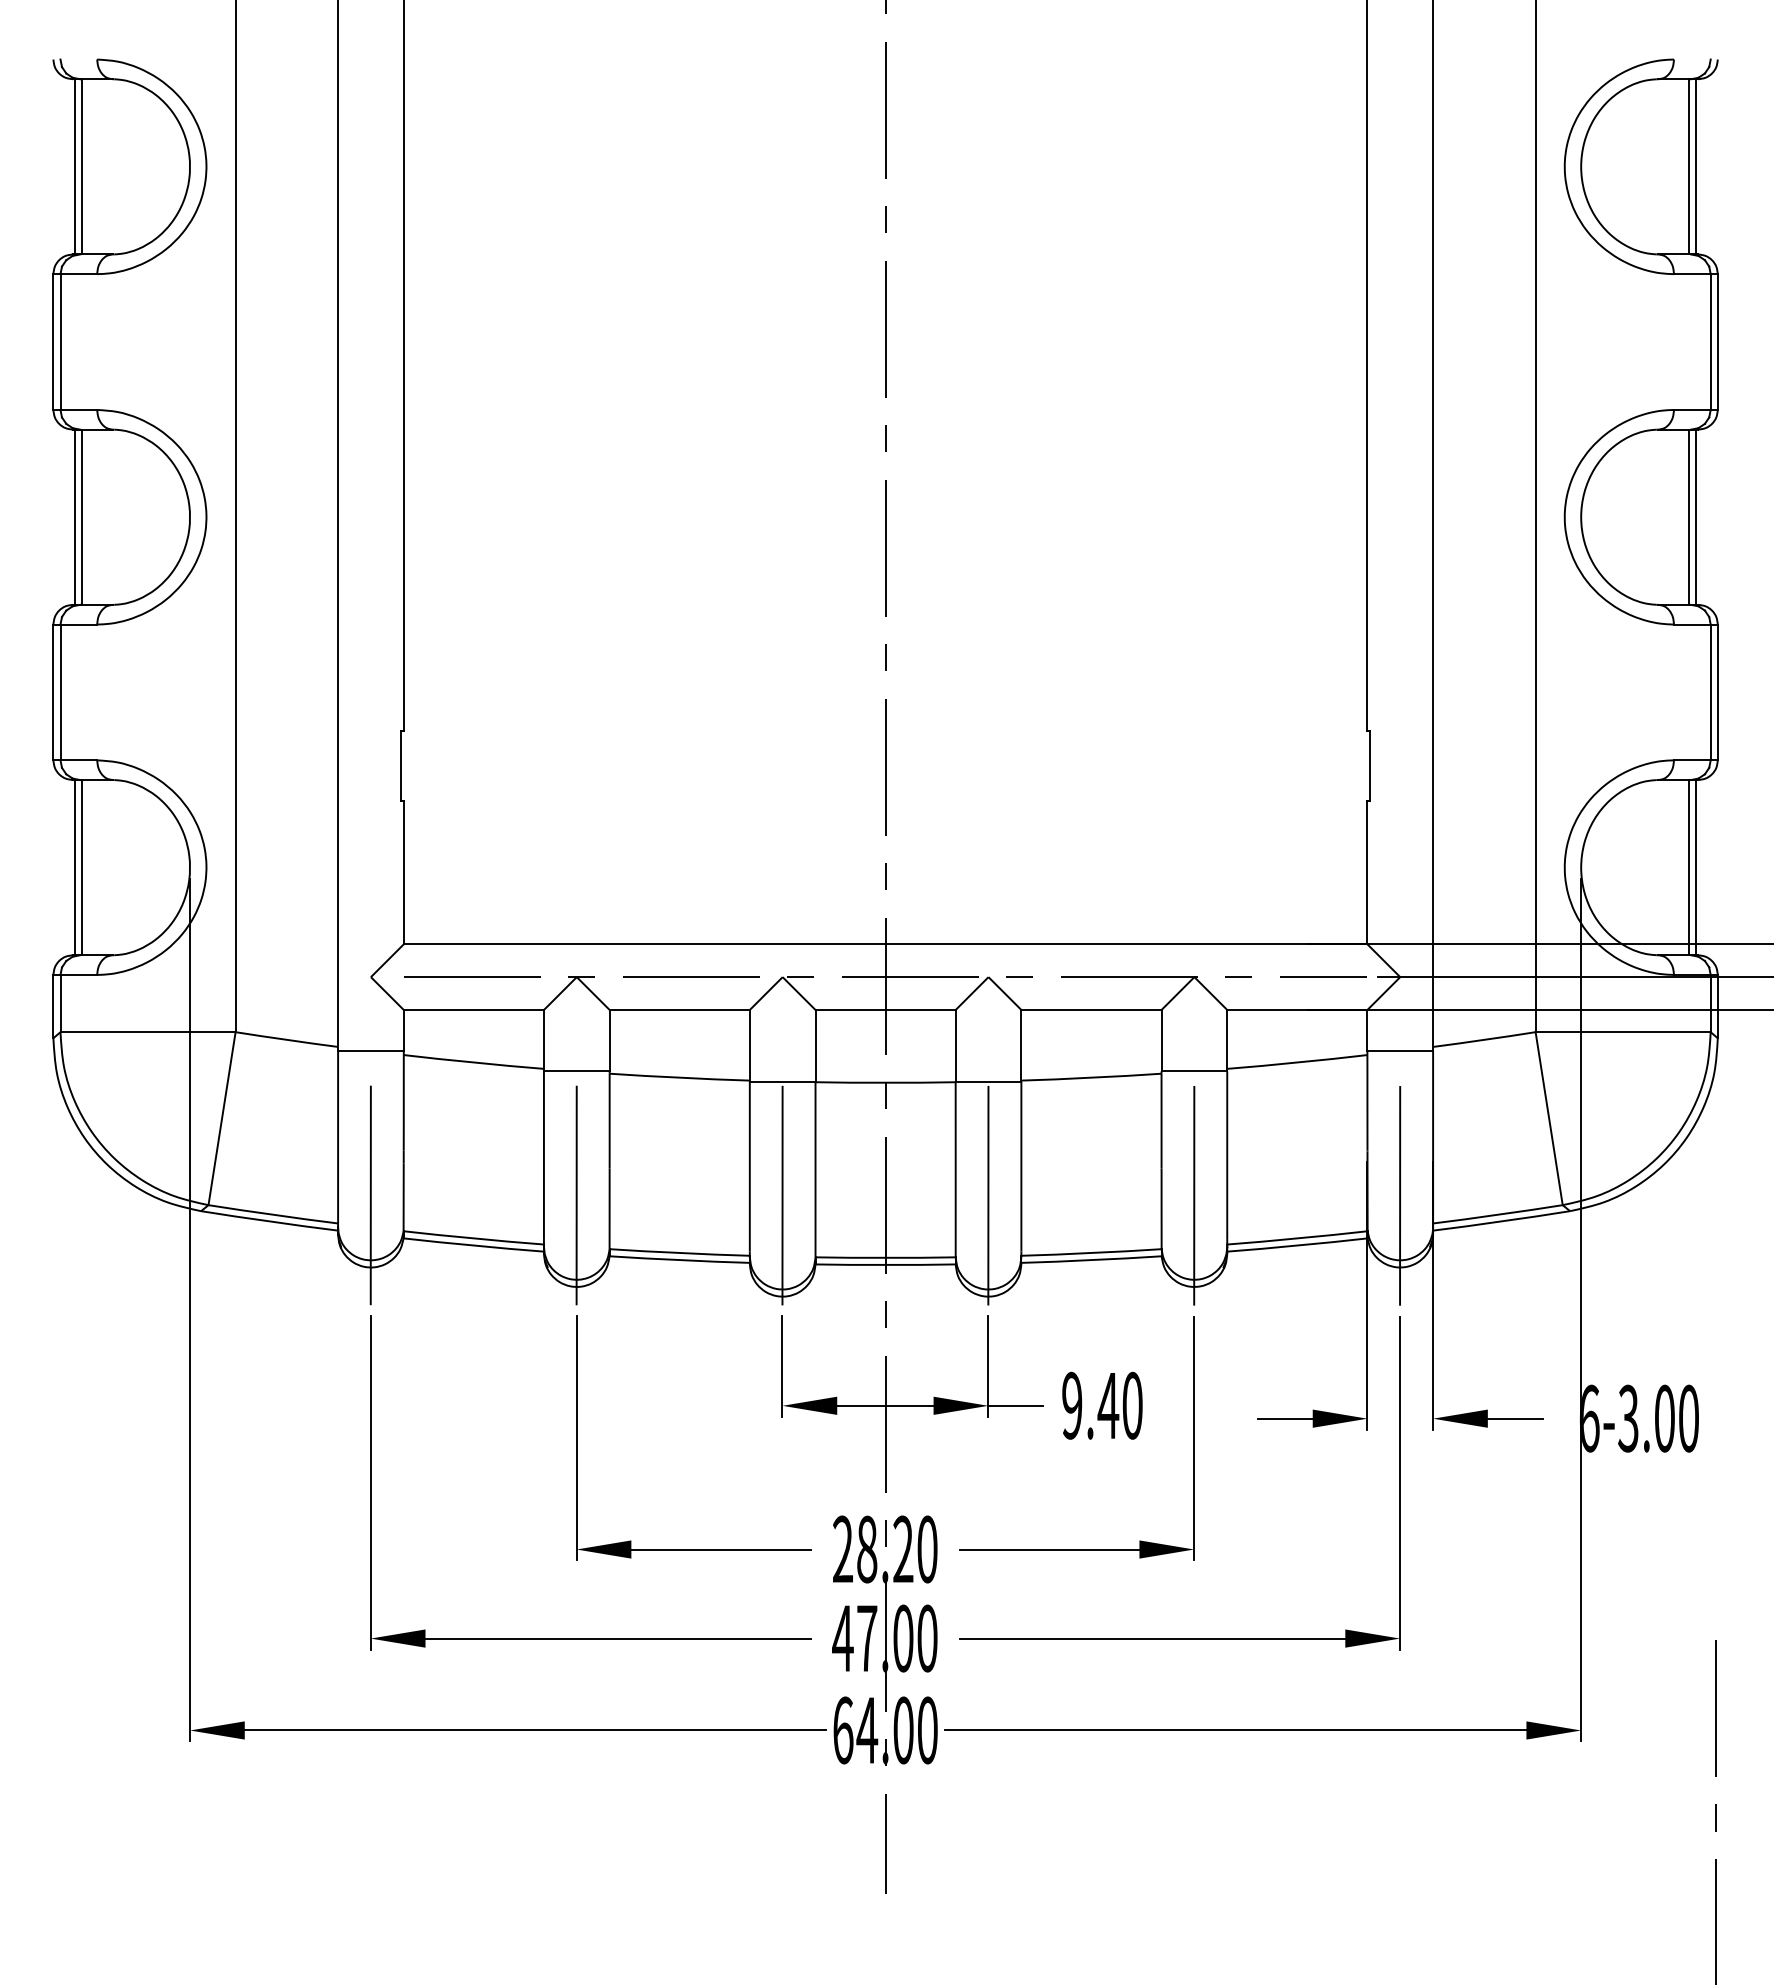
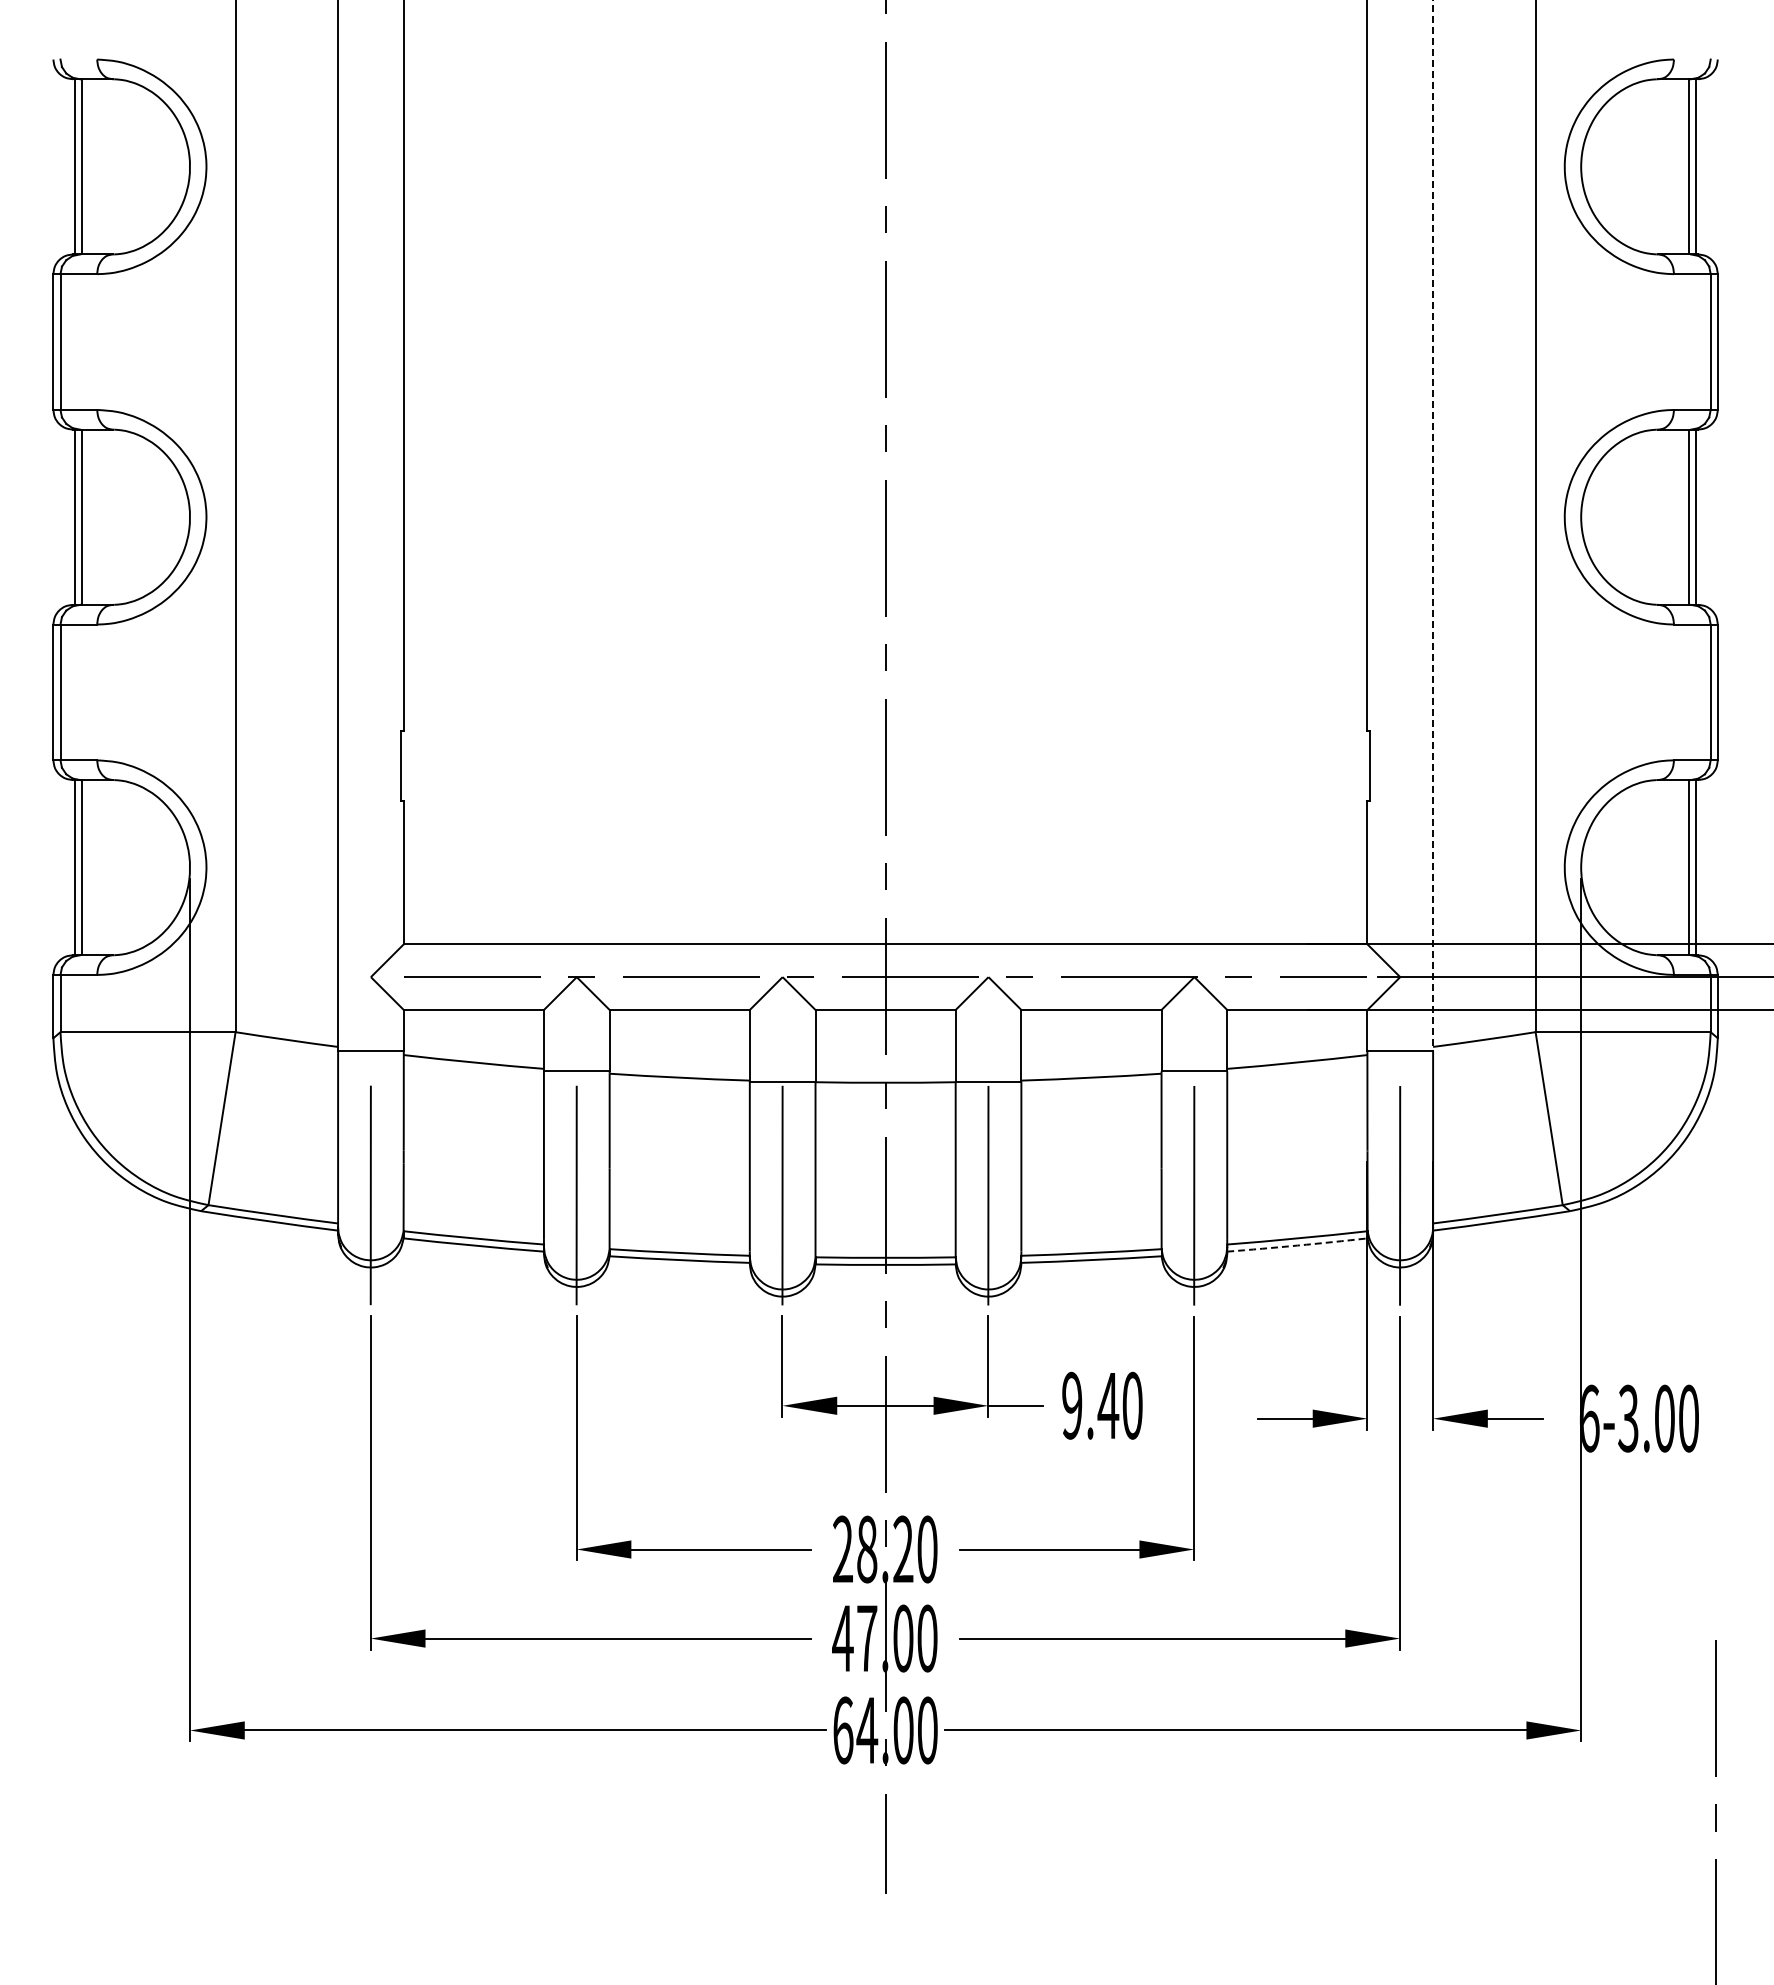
line: solid -> dashed (1433, 526)
arc: solid -> dashed (1297, 1245)
